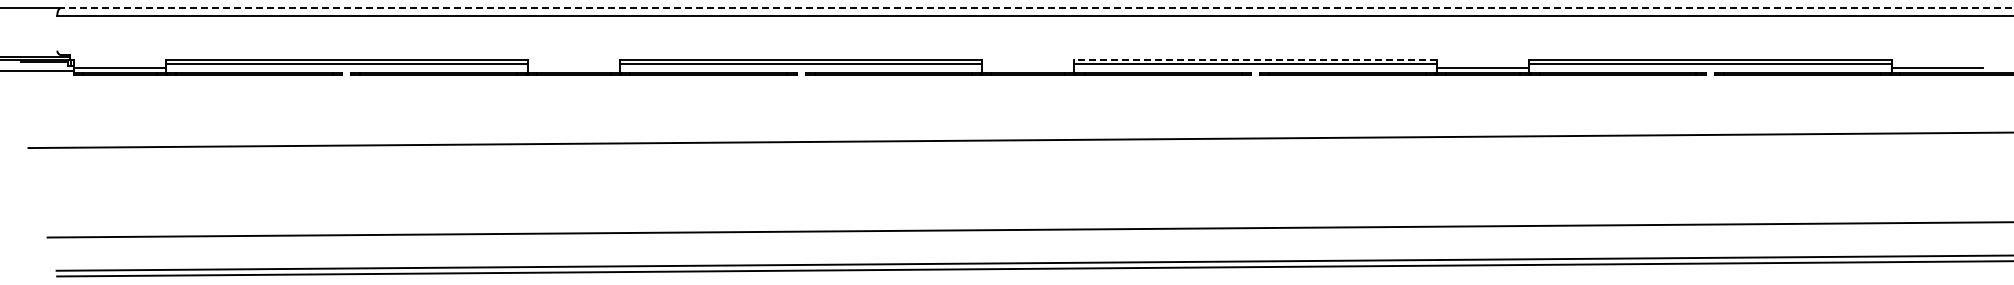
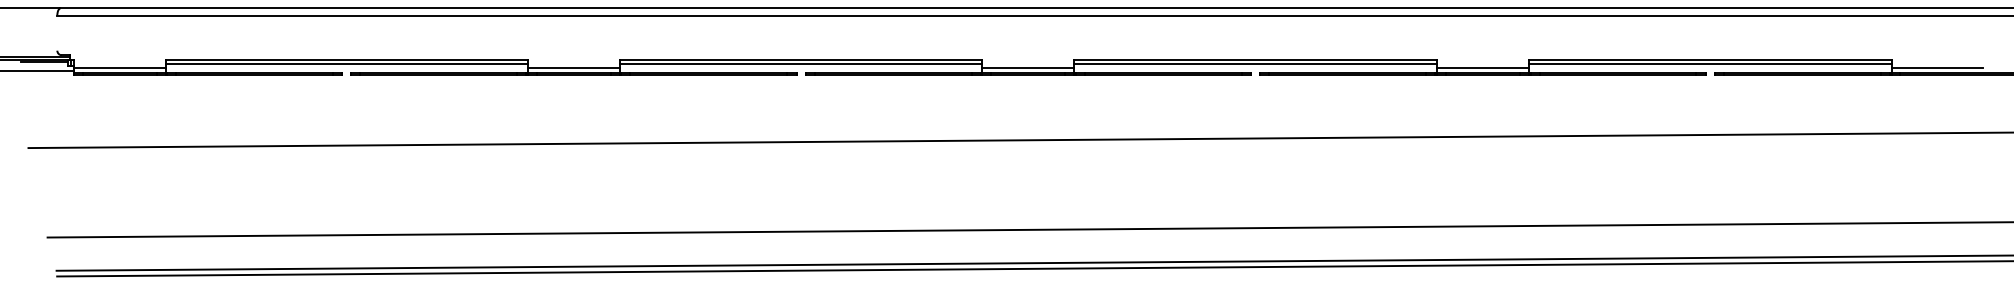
line: dashed -> solid (1036, 8)
line: dashed -> solid (1255, 59)
line: none -> present (573, 68)
line: none -> present (1028, 68)
